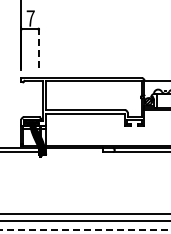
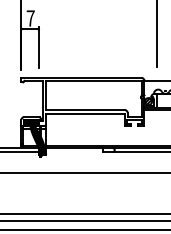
line: none -> present (156, 34)
line: dashed -> solid (38, 47)
line: none -> present (84, 172)
line: dashed -> solid (85, 229)
